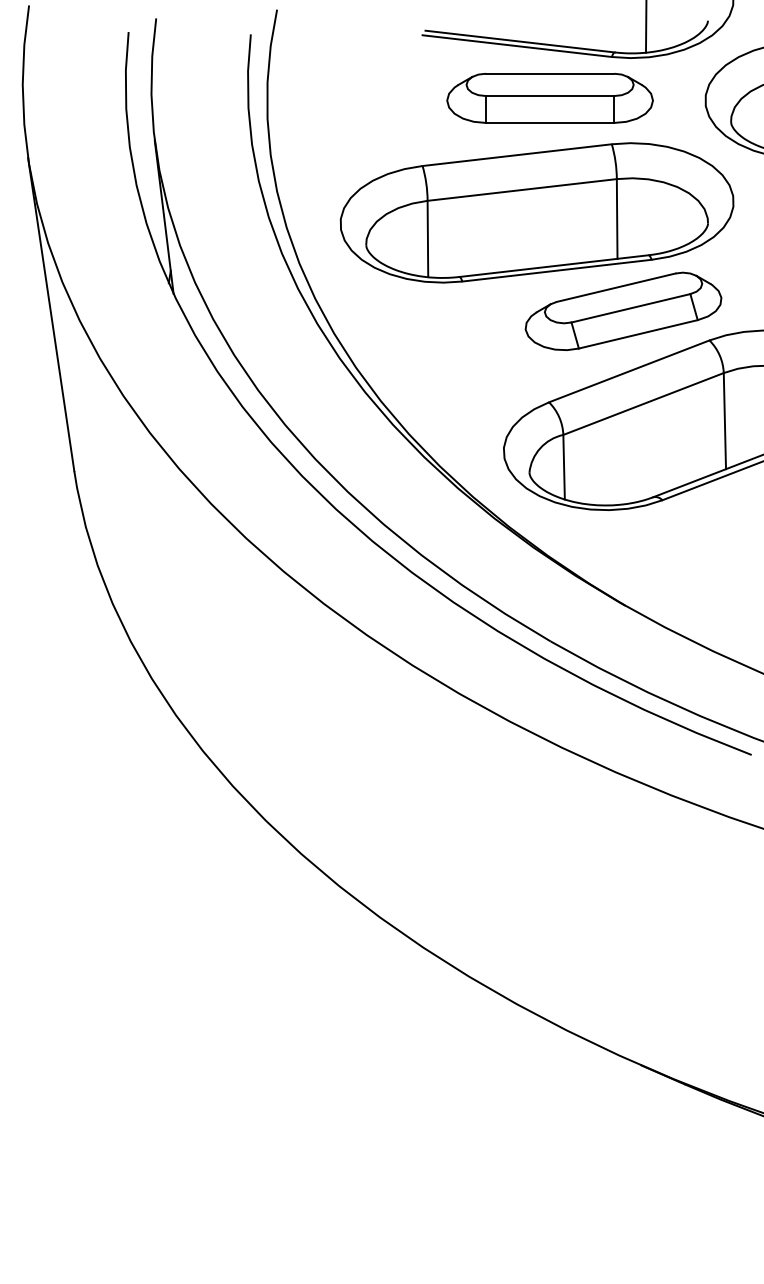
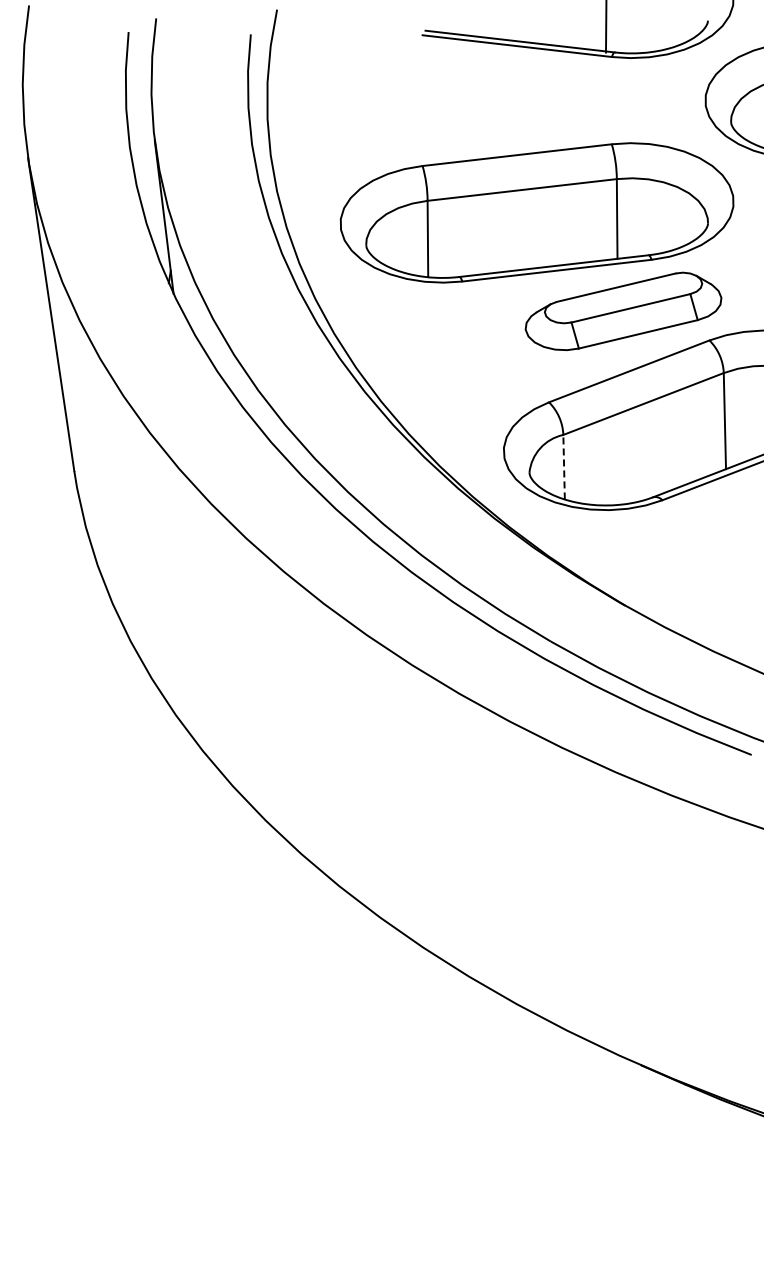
line position: (645, 27) -> (605, 27) (605, 27)
part: present -> none (549, 98)
line: solid -> dashed (564, 466)
